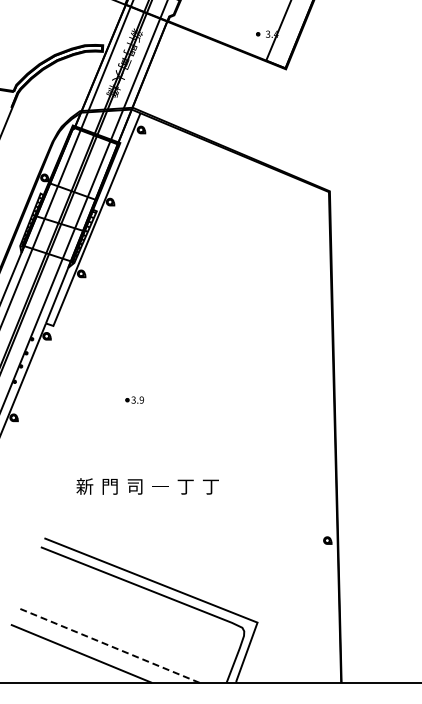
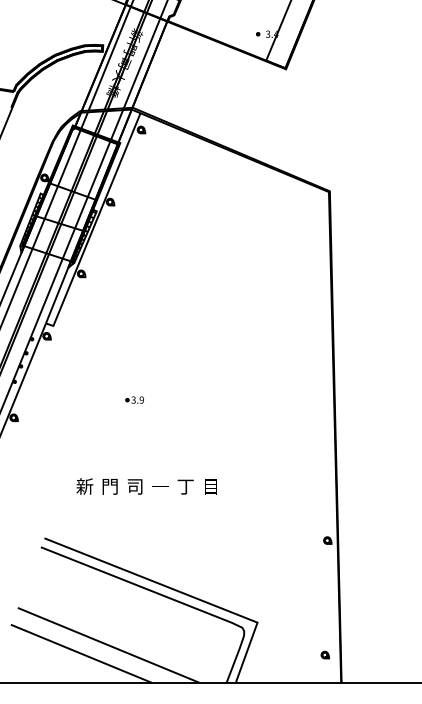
text: 丁 -> 目 (210, 486)
line: dashed -> solid (108, 645)
part: none -> present (324, 654)
